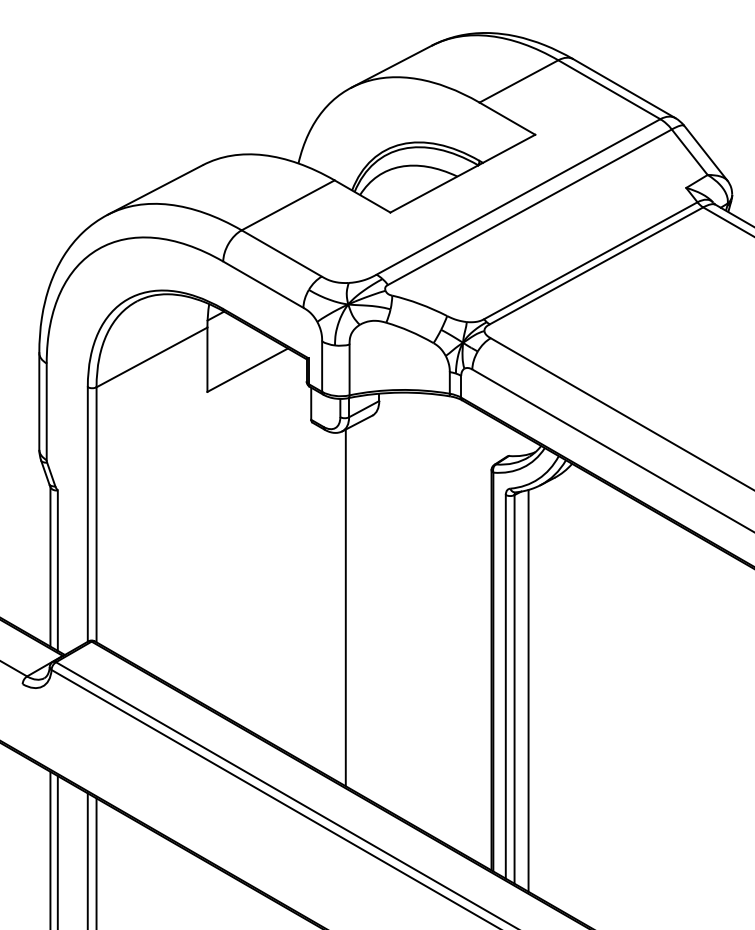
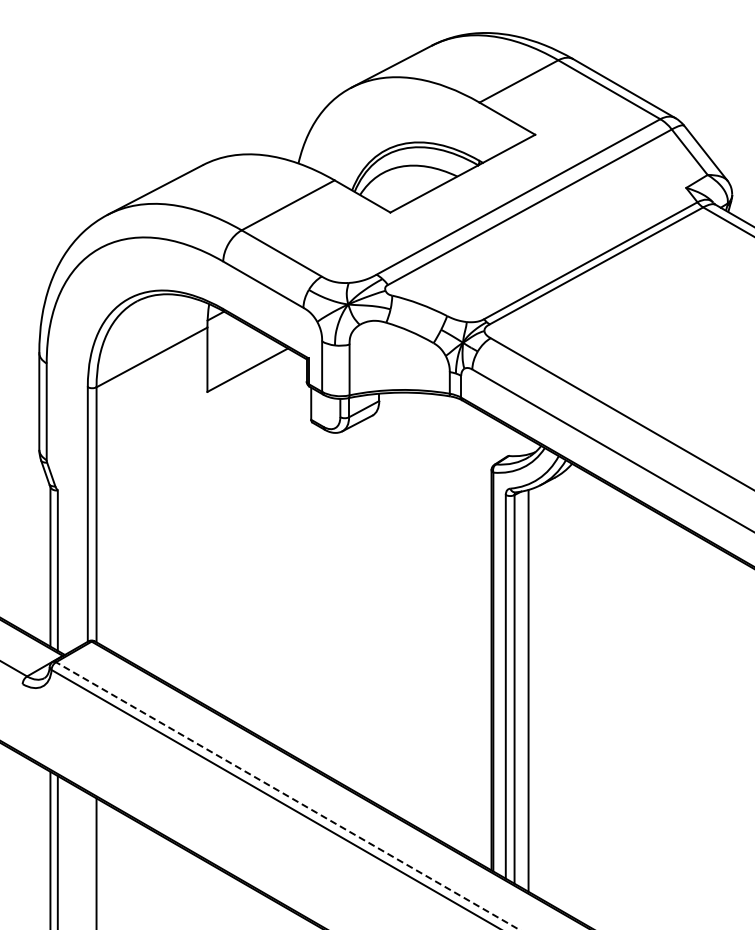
line: present -> none (345, 607)
line: solid -> dashed (287, 795)
line: present -> none (87, 859)
